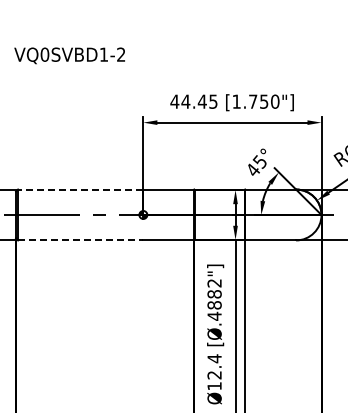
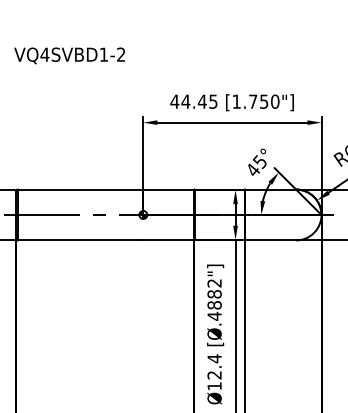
text: VQ0SVBD1-2 -> VQ4SVBD1-2 (44, 54)
line: dashed -> solid (80, 189)
line: dashed -> solid (80, 240)
